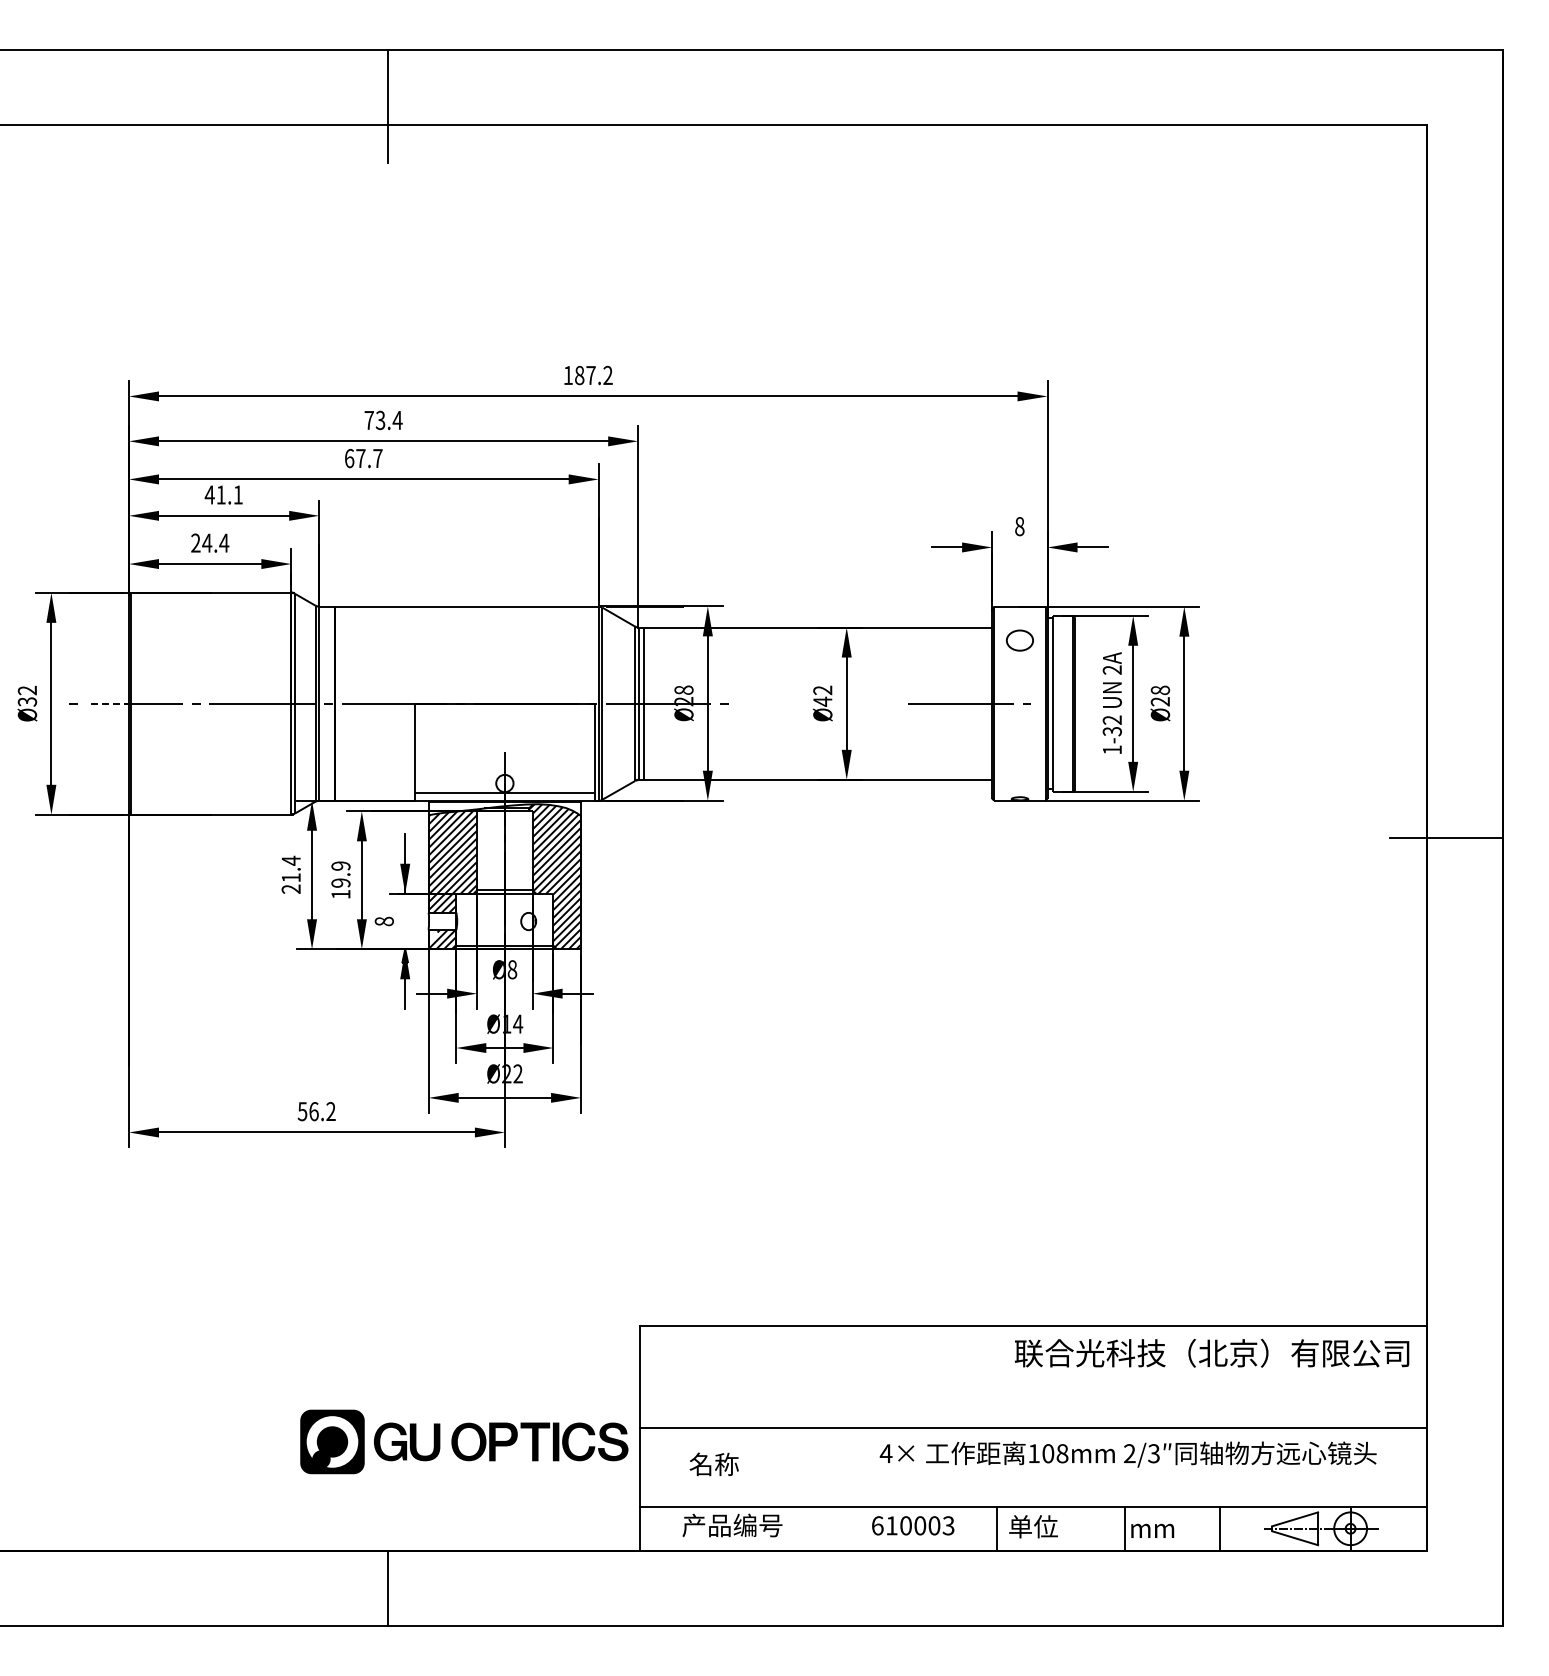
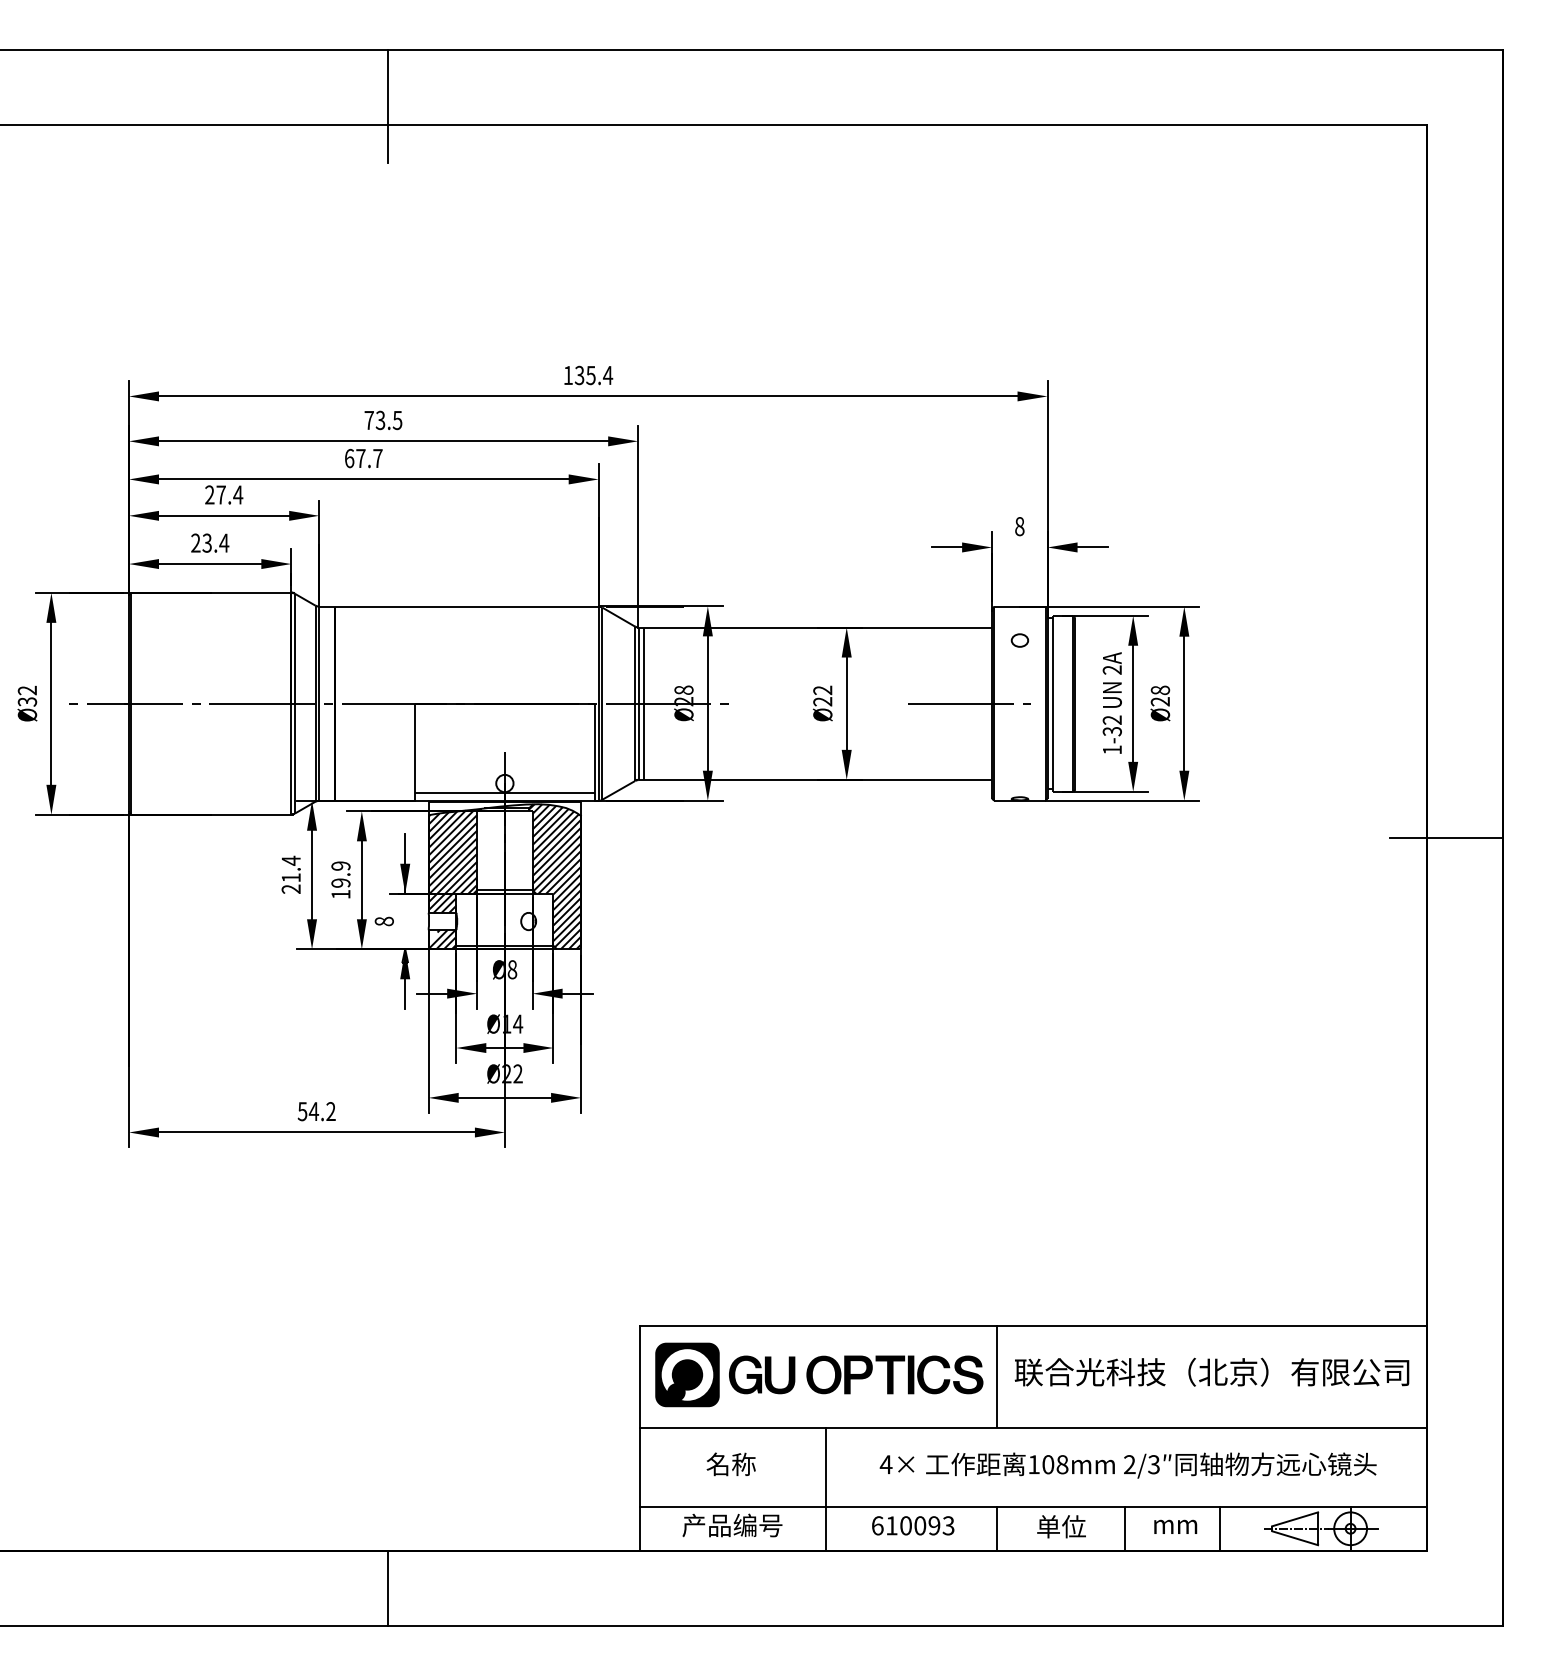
text: 187.2 -> 135.4 (593, 375)
text: 73.4 -> 73.5 (397, 420)
text: 41.1 -> 27.4 (223, 494)
text: 24.4 -> 23.4 (207, 542)
part size: 29x23 px -> 20x15 px (1019, 640)
text: Ø42 -> Ø22 (822, 701)
line: dashed -> solid (108, 703)
text: 56.2 -> 54.2 (313, 1111)
text position: (1211, 1352) -> (1211, 1371) (1211, 1371)
line: none -> present (997, 1376)
part position: (464, 1441) -> (819, 1374) (819, 1374)
text position: (1127, 1454) -> (1127, 1465) (1127, 1465)
text position: (713, 1464) -> (730, 1464) (730, 1464)
line: none -> present (825, 1489)
text: 610003 -> 610093 (934, 1525)
text position: (1033, 1526) -> (1061, 1526) (1061, 1526)
text position: (1152, 1530) -> (1175, 1526) (1175, 1526)
